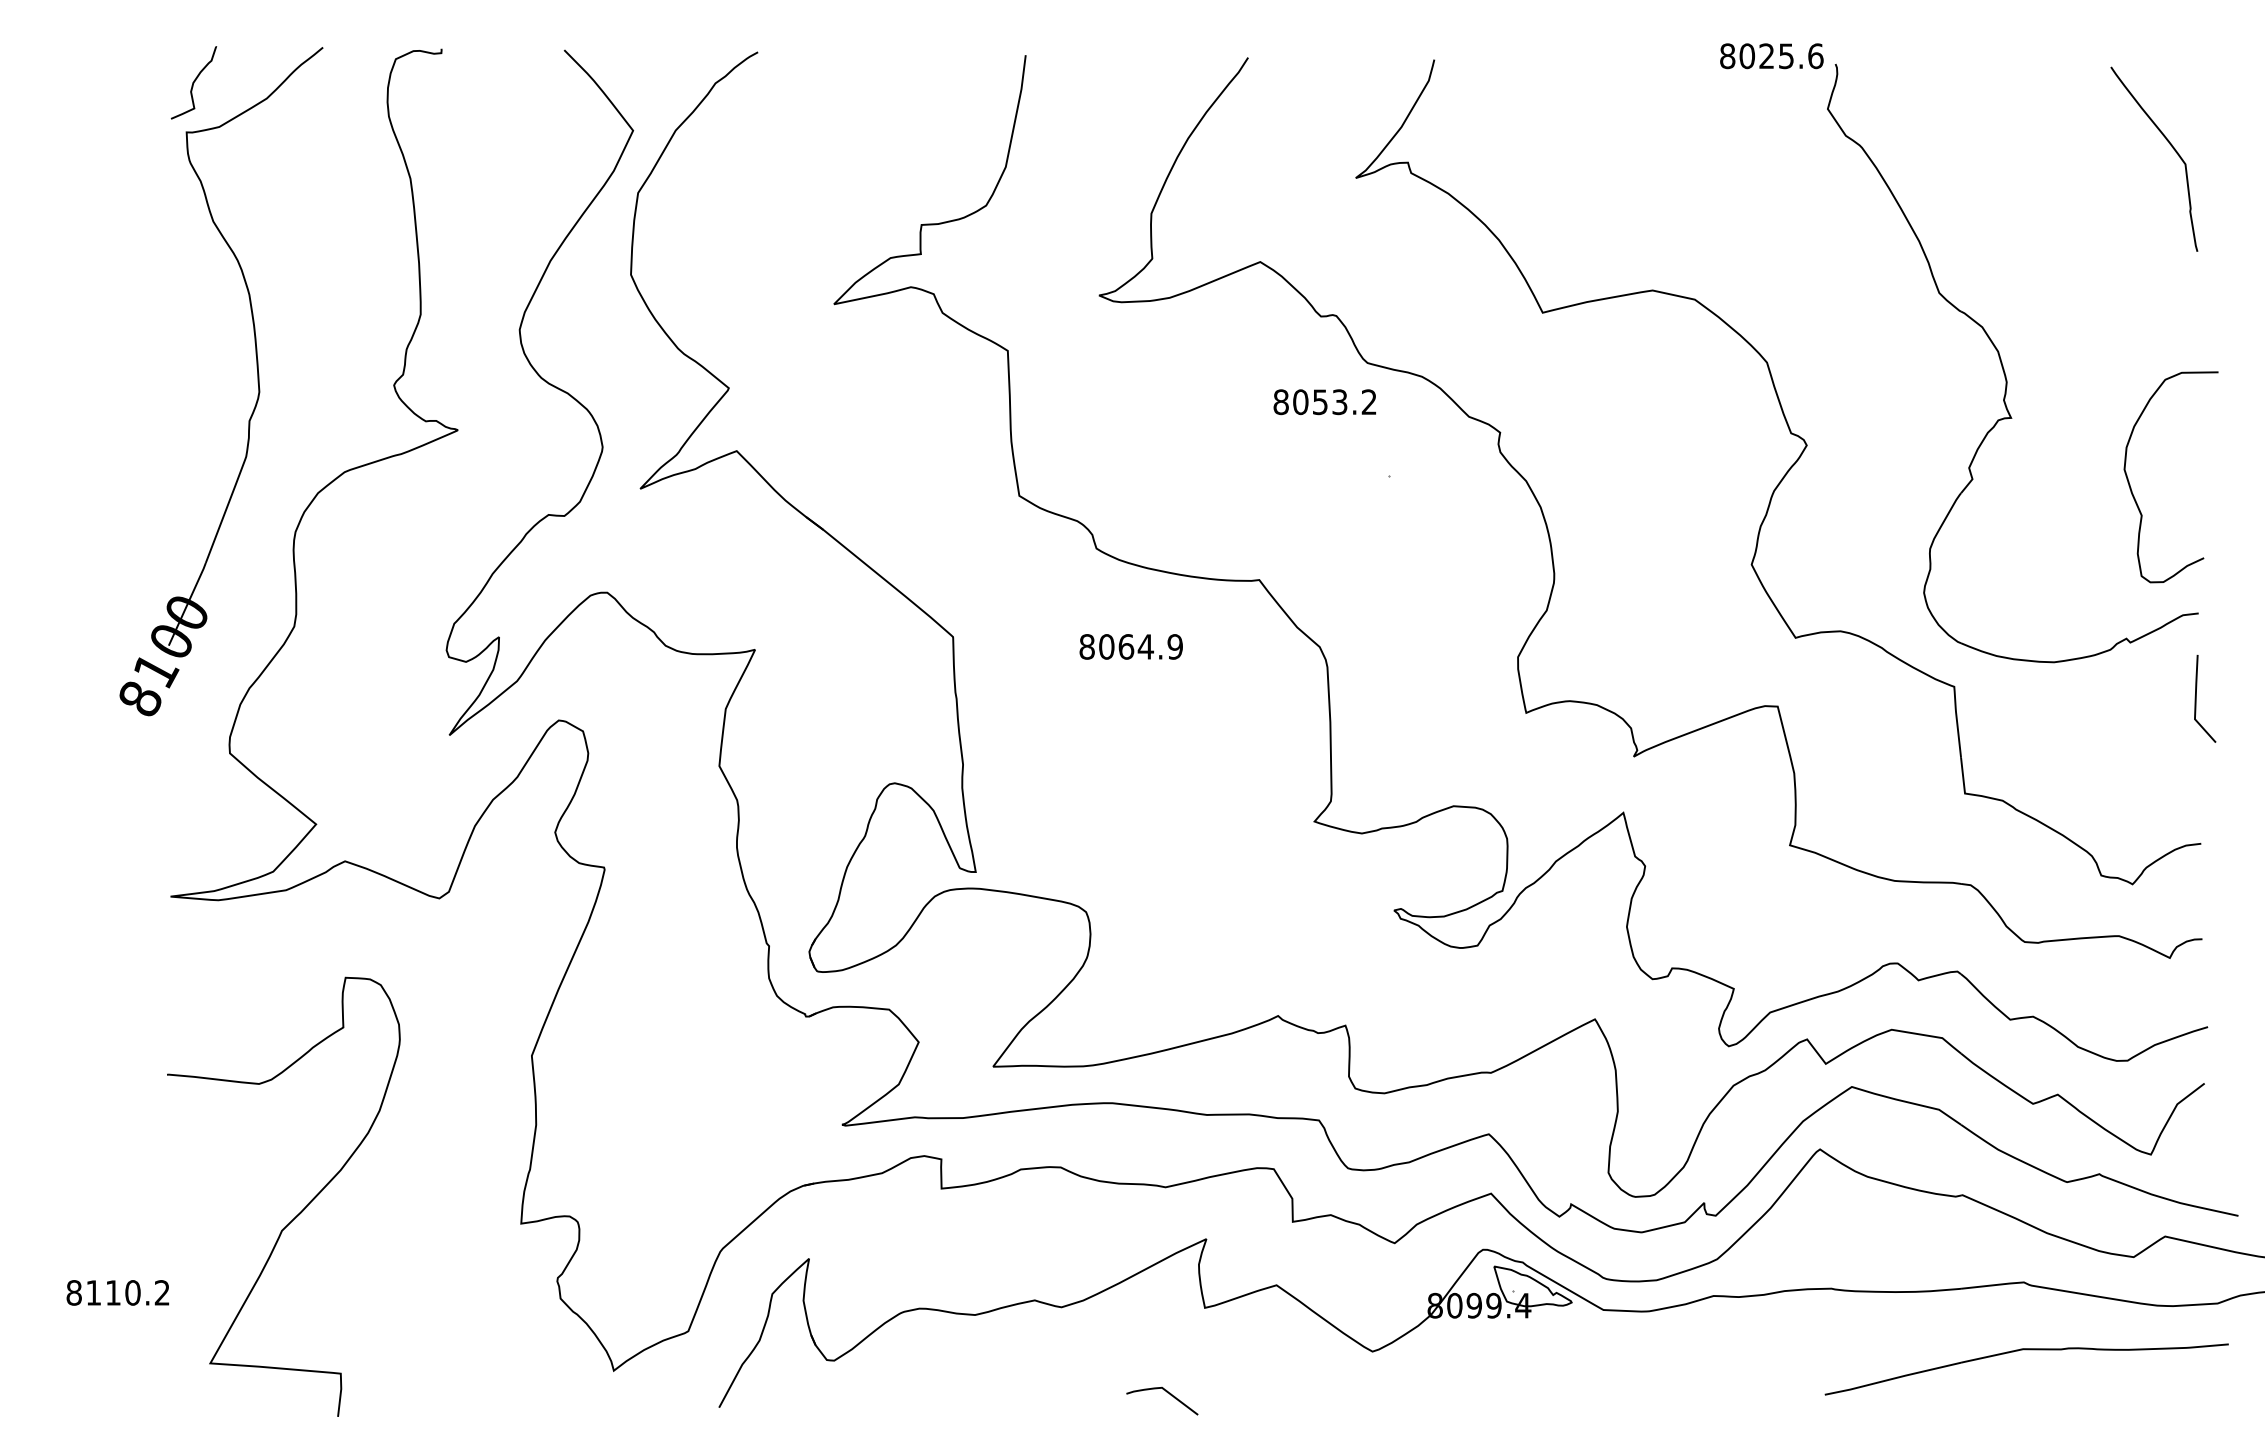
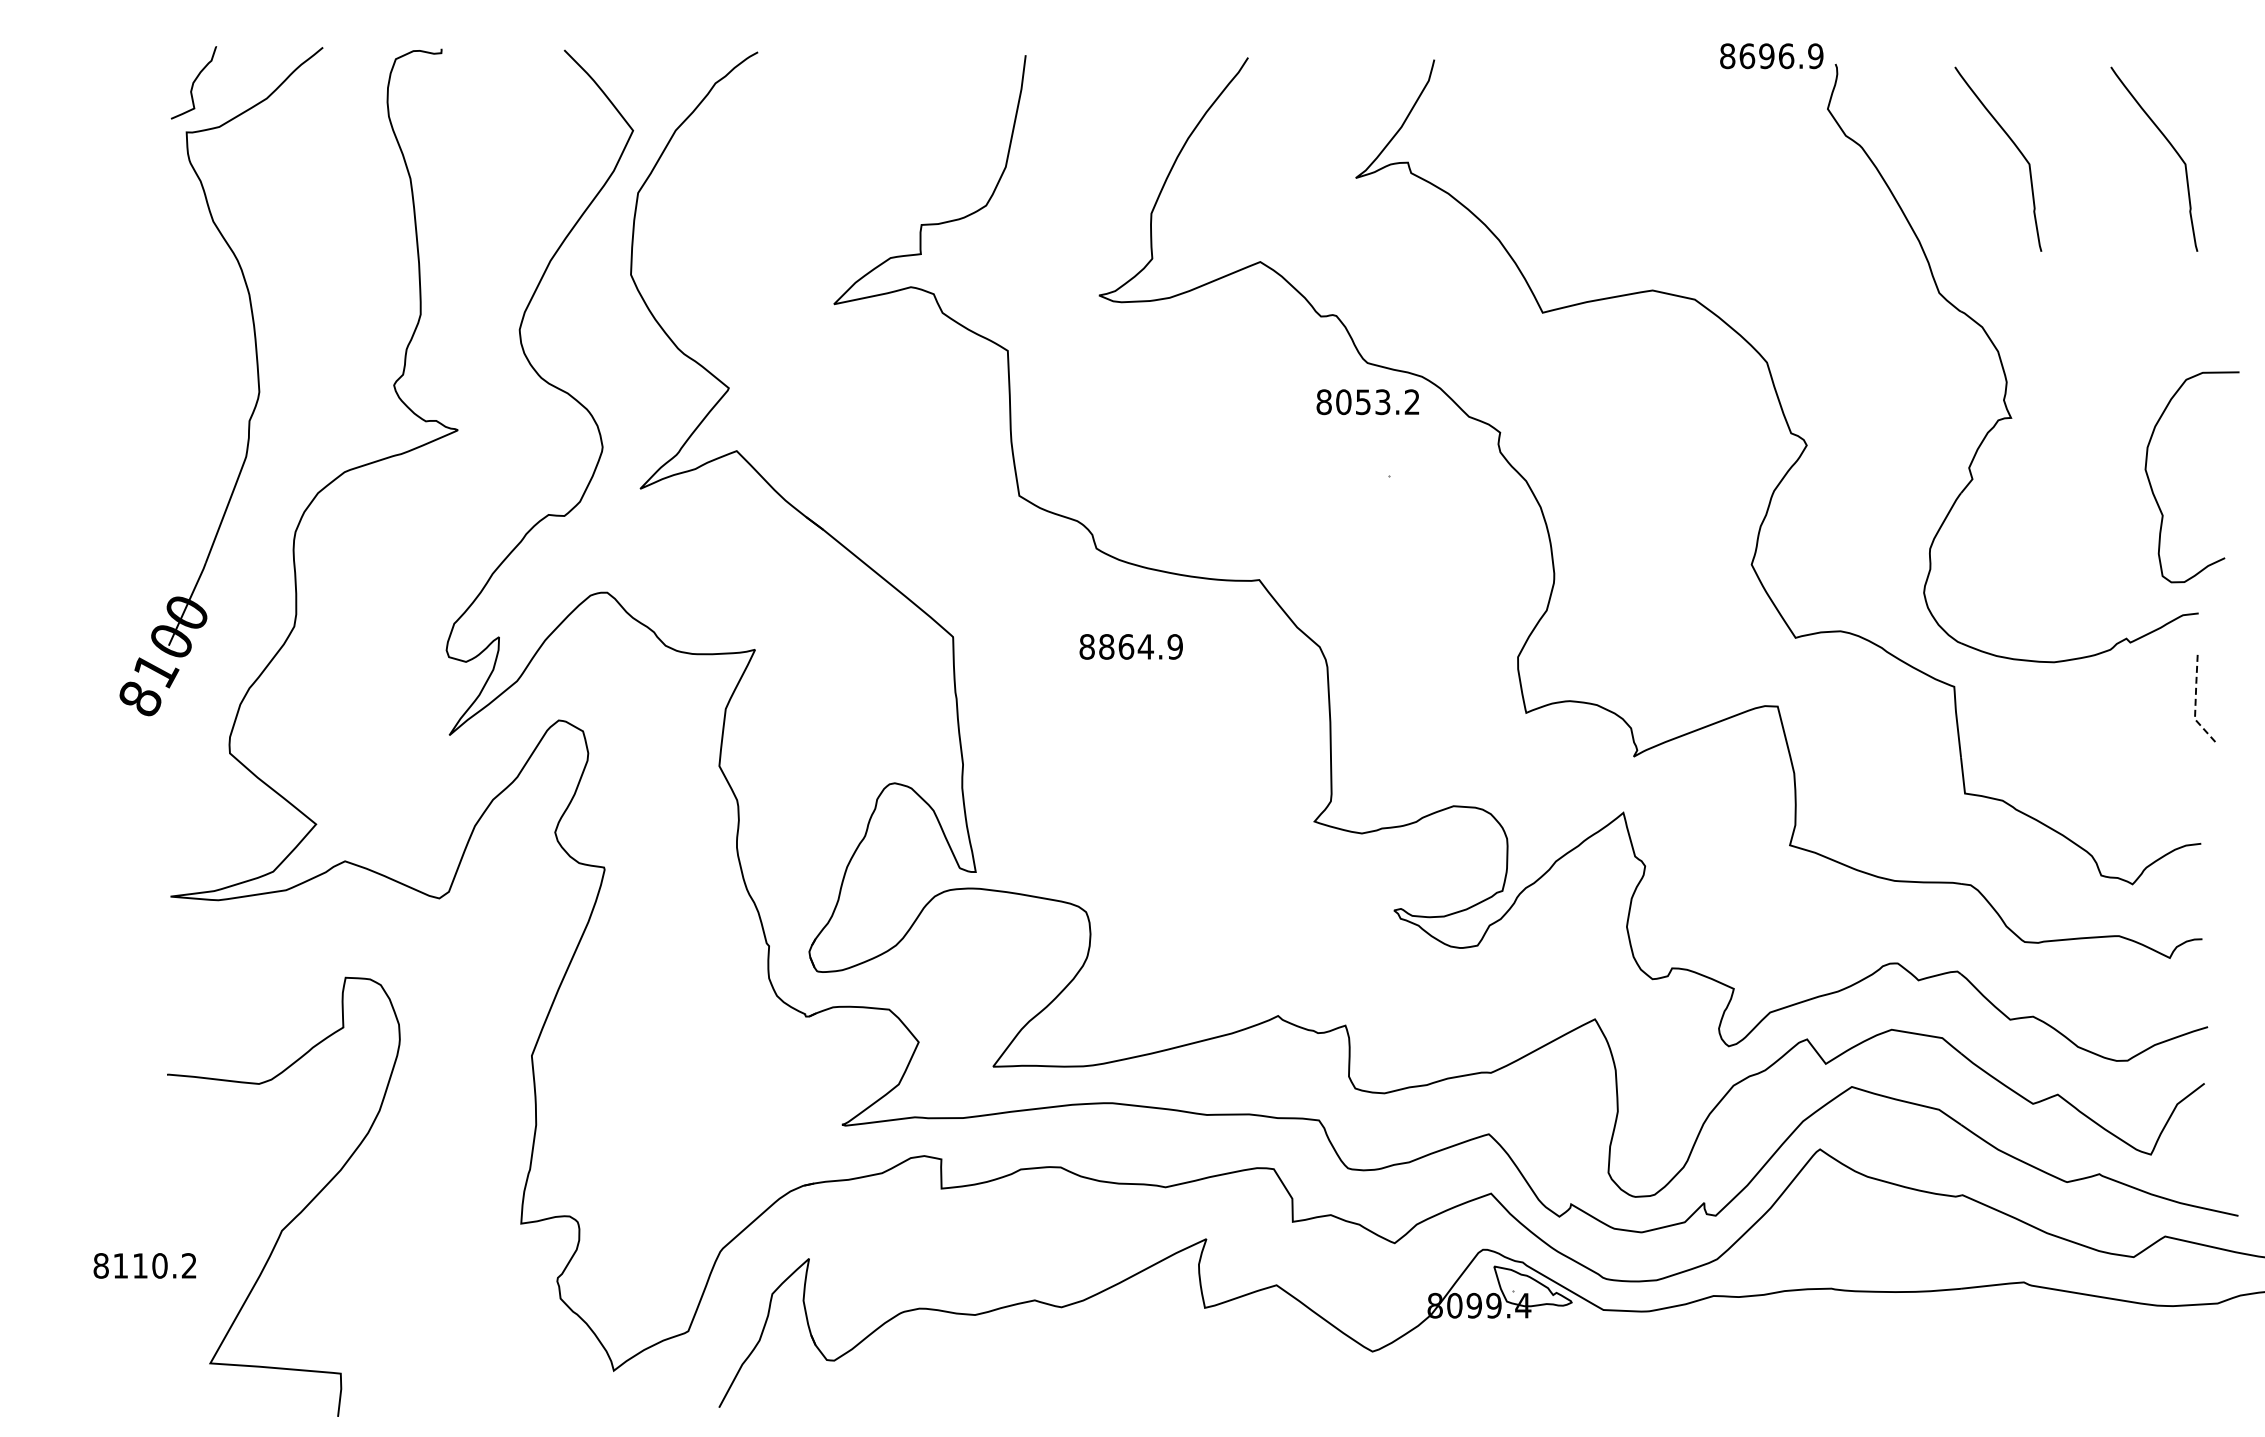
text: 8025.6 -> 8696.9 (1781, 56)
curve: none -> present (2013, 144)
text position: (1324, 402) -> (1367, 402) (1367, 402)
curve position: (2132, 490) -> (2153, 490) (2153, 490)
text: 8064.9 -> 8864.9 (1106, 646)
line: solid -> dashed (2195, 703)
text position: (117, 1292) -> (144, 1265) (144, 1265)
part: present -> none (2026, 1350)
curve: present -> none (1167, 1393)
